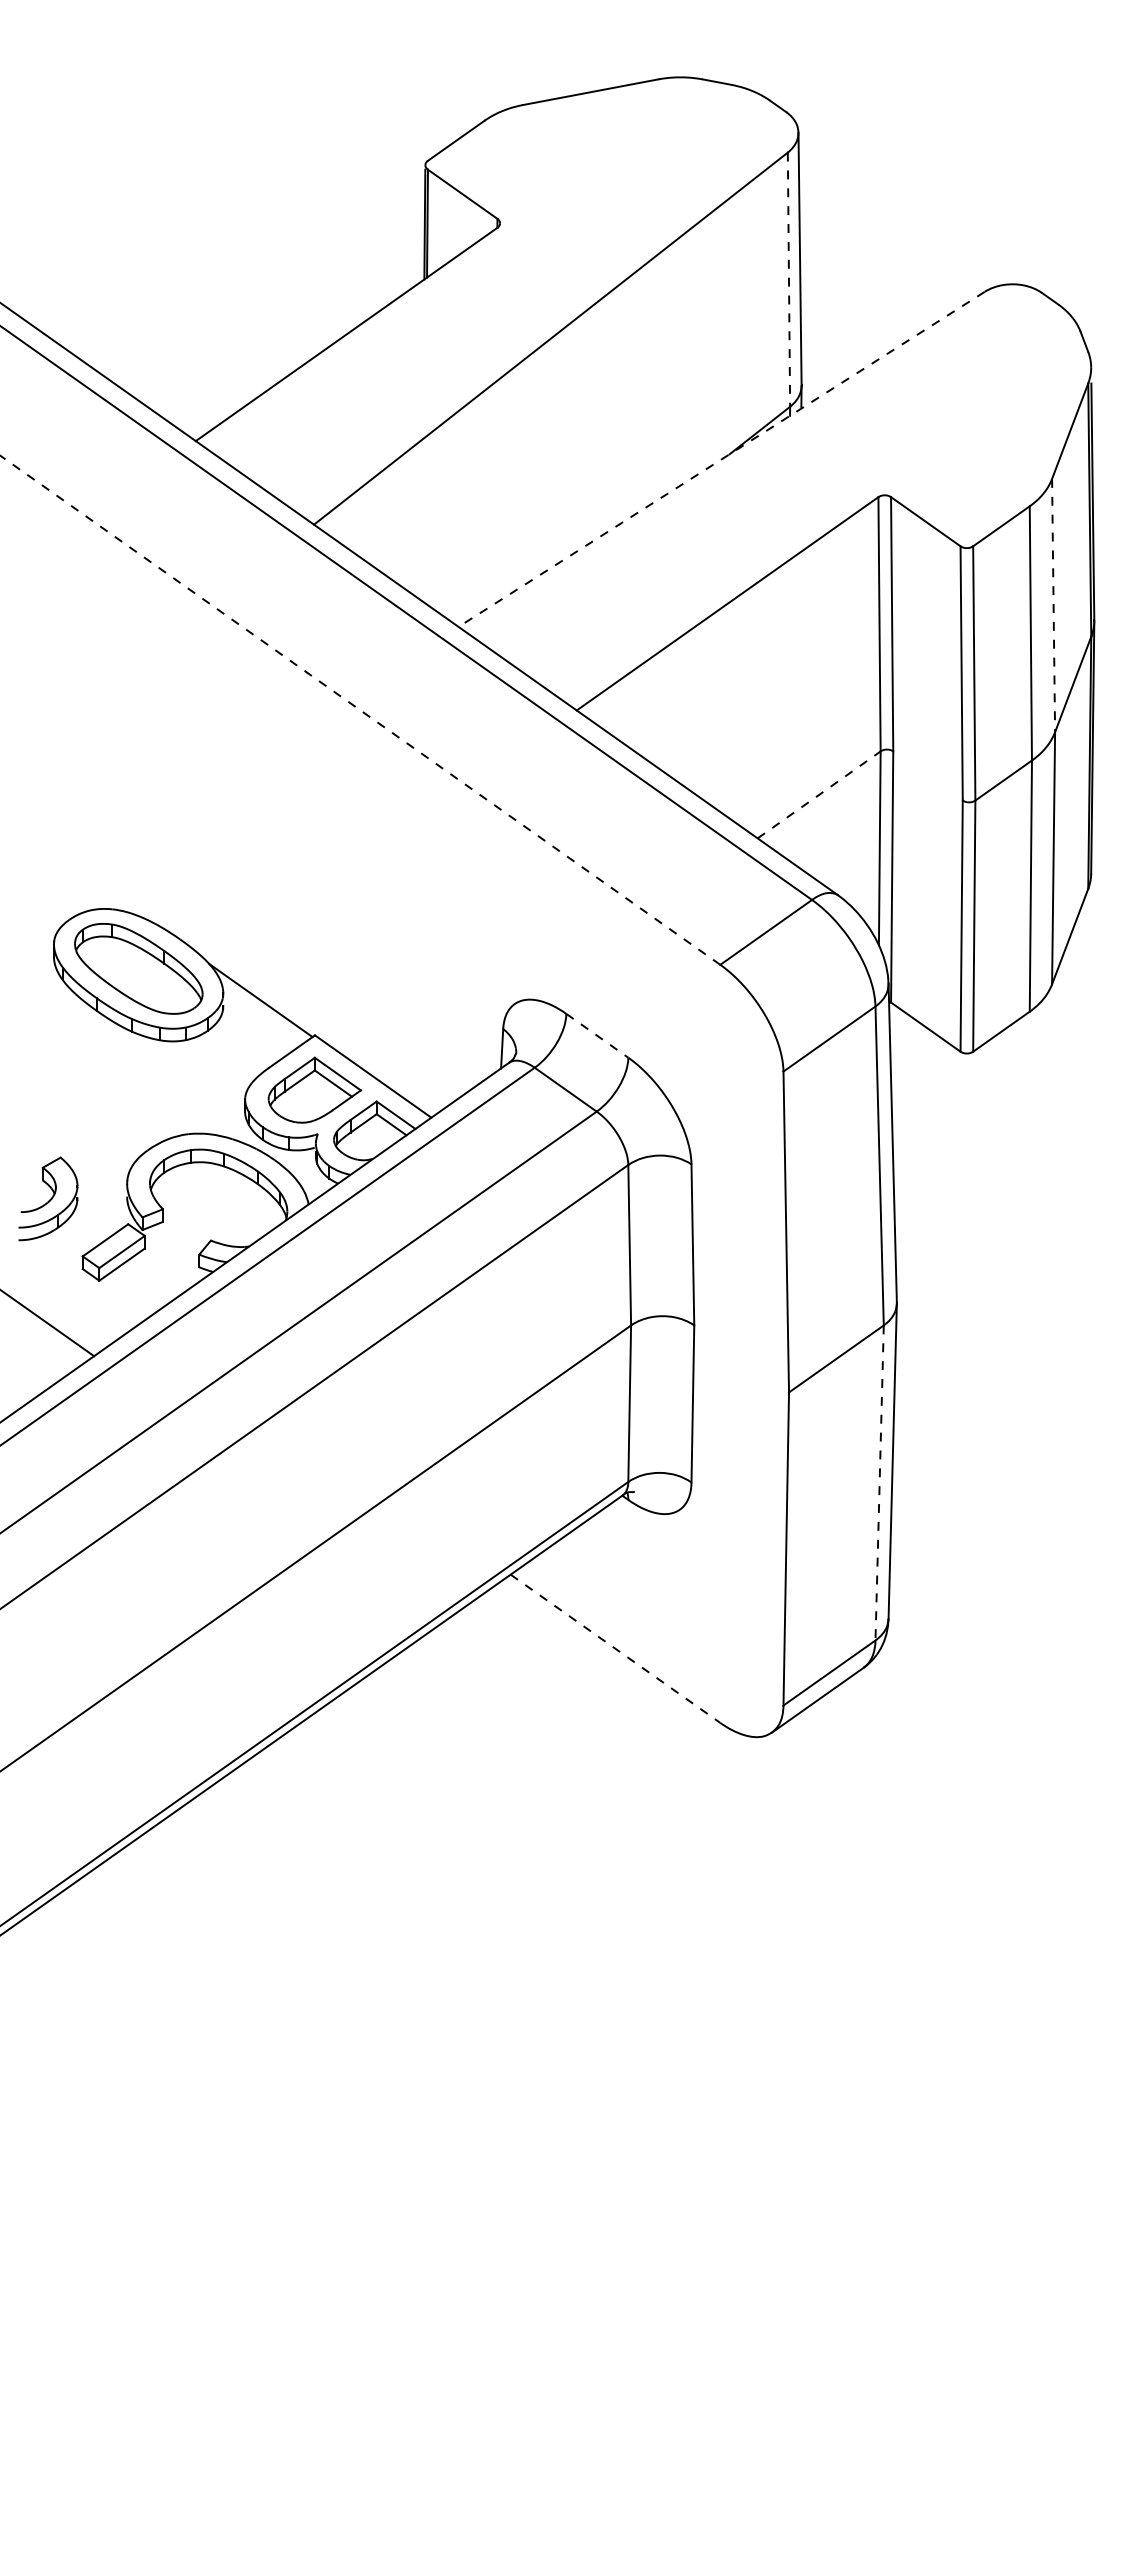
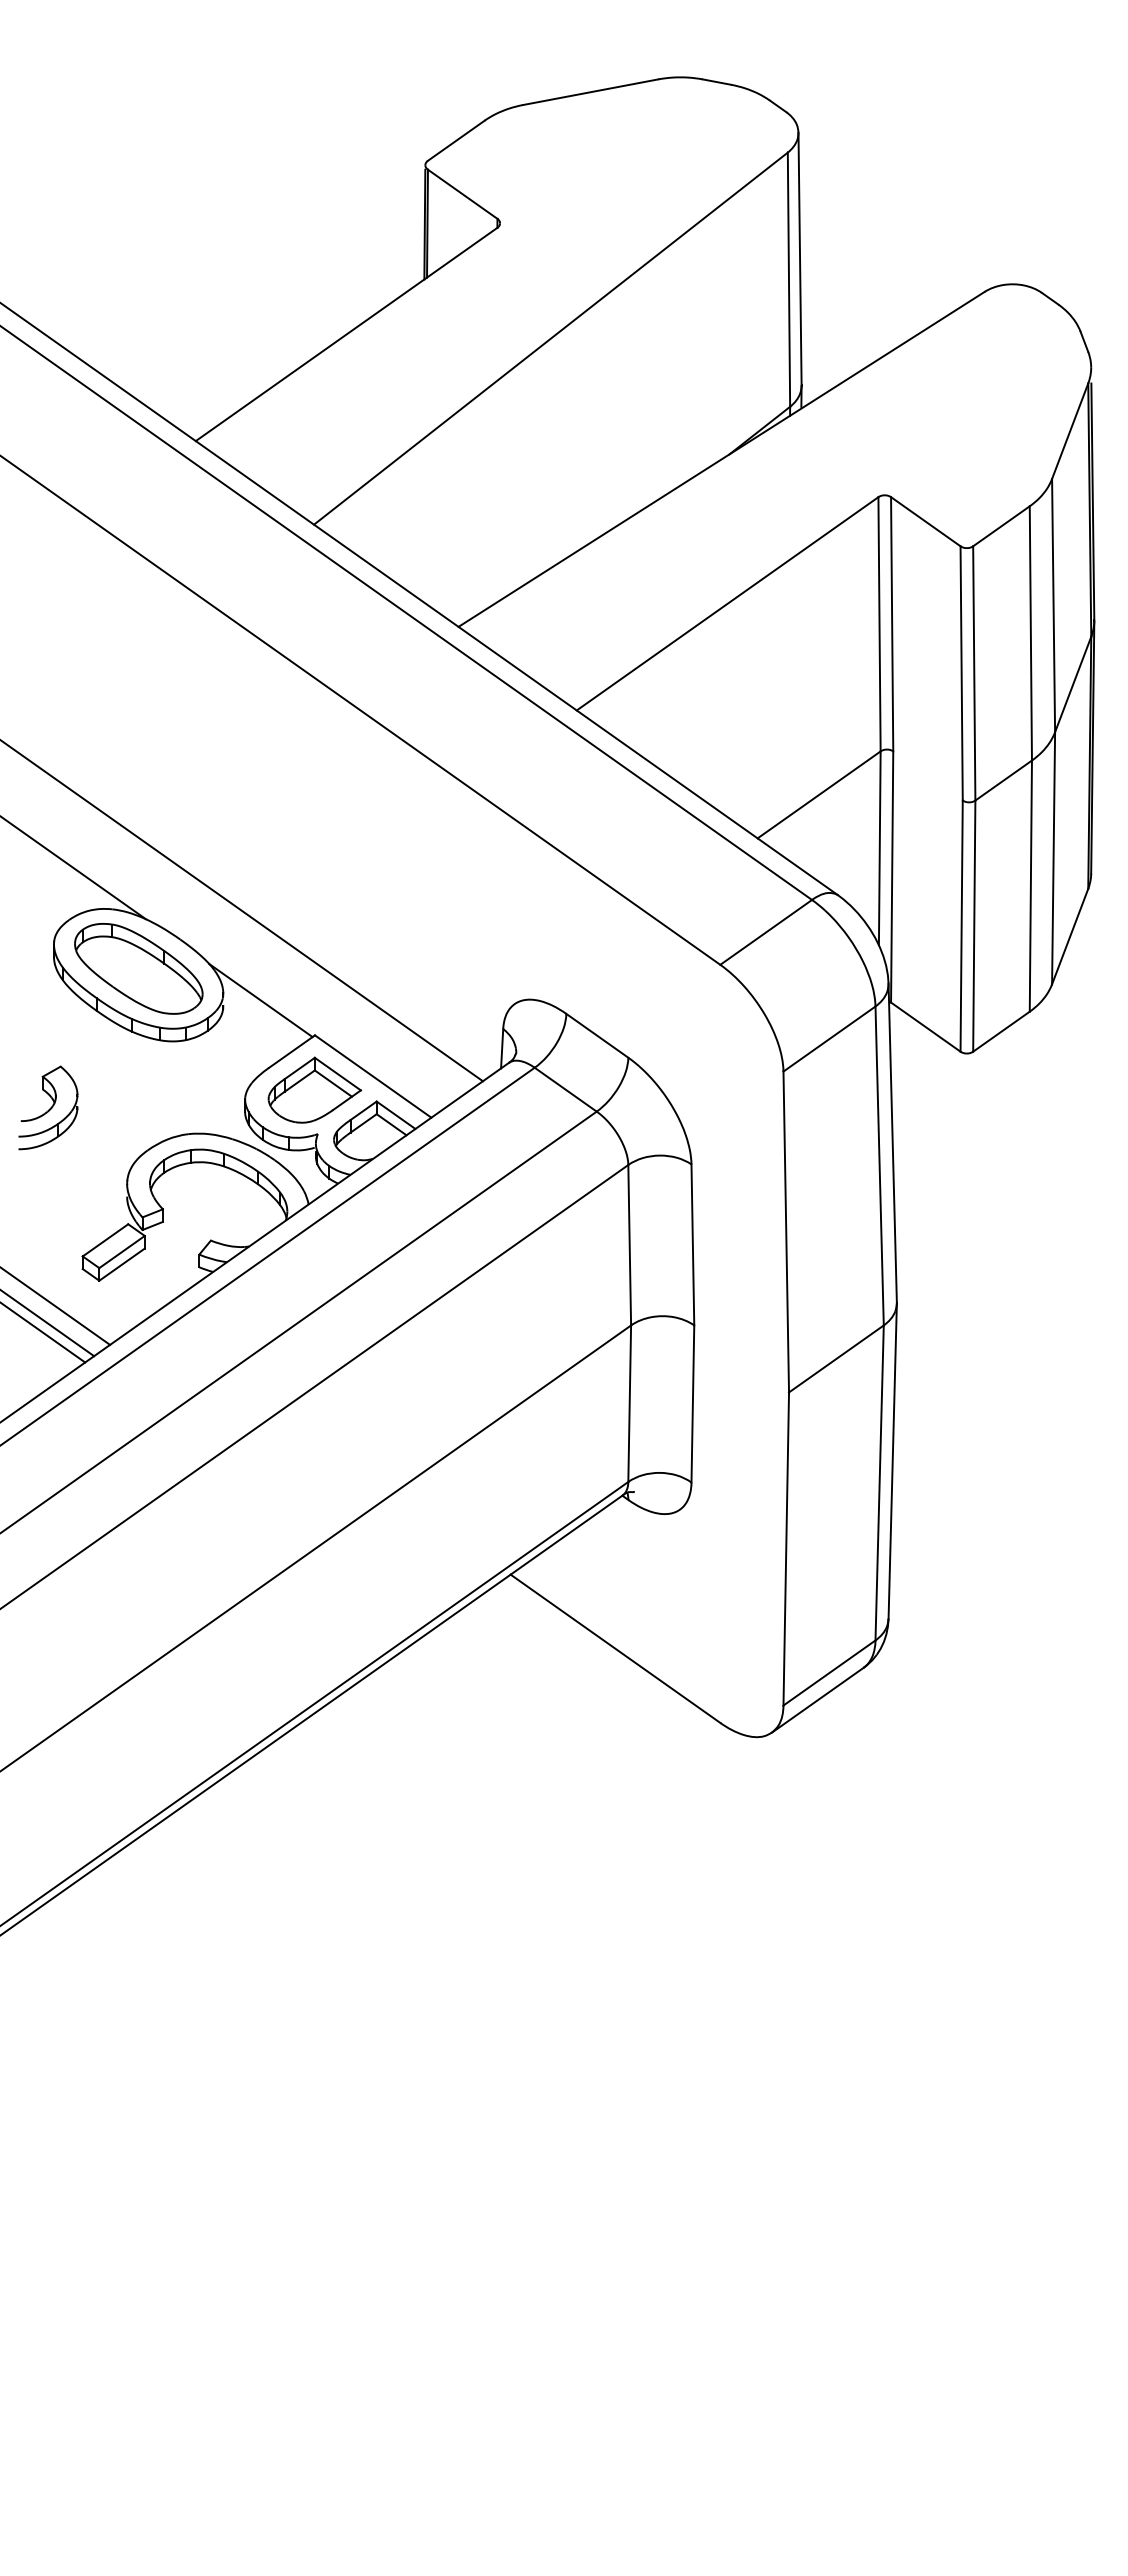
line: dashed -> solid (788, 280)
line: dashed -> solid (721, 459)
line: dashed -> solid (1053, 605)
line: dashed -> solid (360, 710)
line: dashed -> solid (819, 794)
line: none -> present (73, 868)
line: none -> present (242, 911)
line: dashed -> solid (597, 1035)
part position: (48, 1198) -> (48, 1107) (48, 1107)
line: none -> present (56, 1306)
line: none -> present (43, 1332)
line: dashed -> solid (879, 1482)
line: dashed -> solid (615, 1649)
